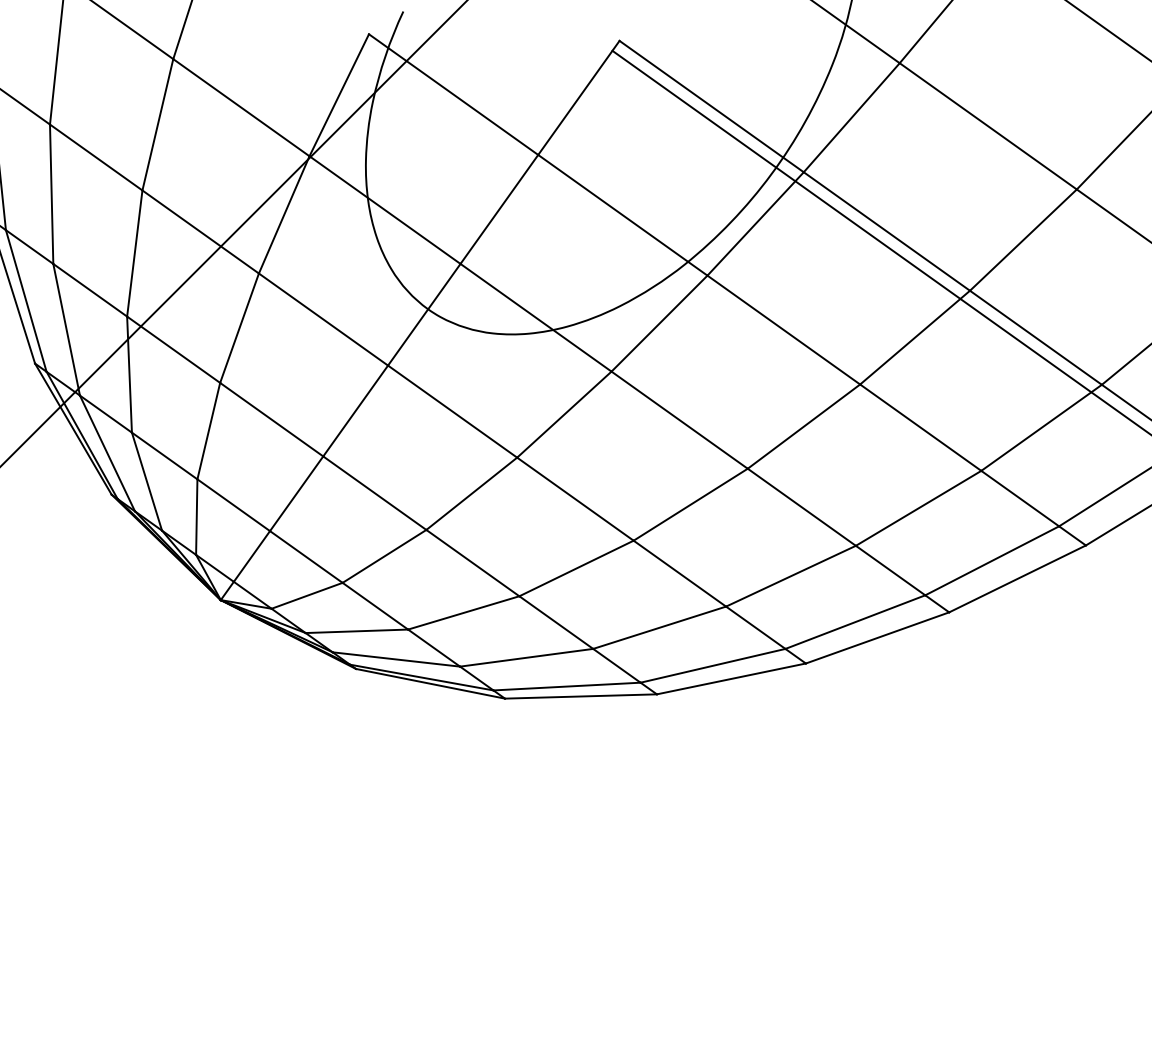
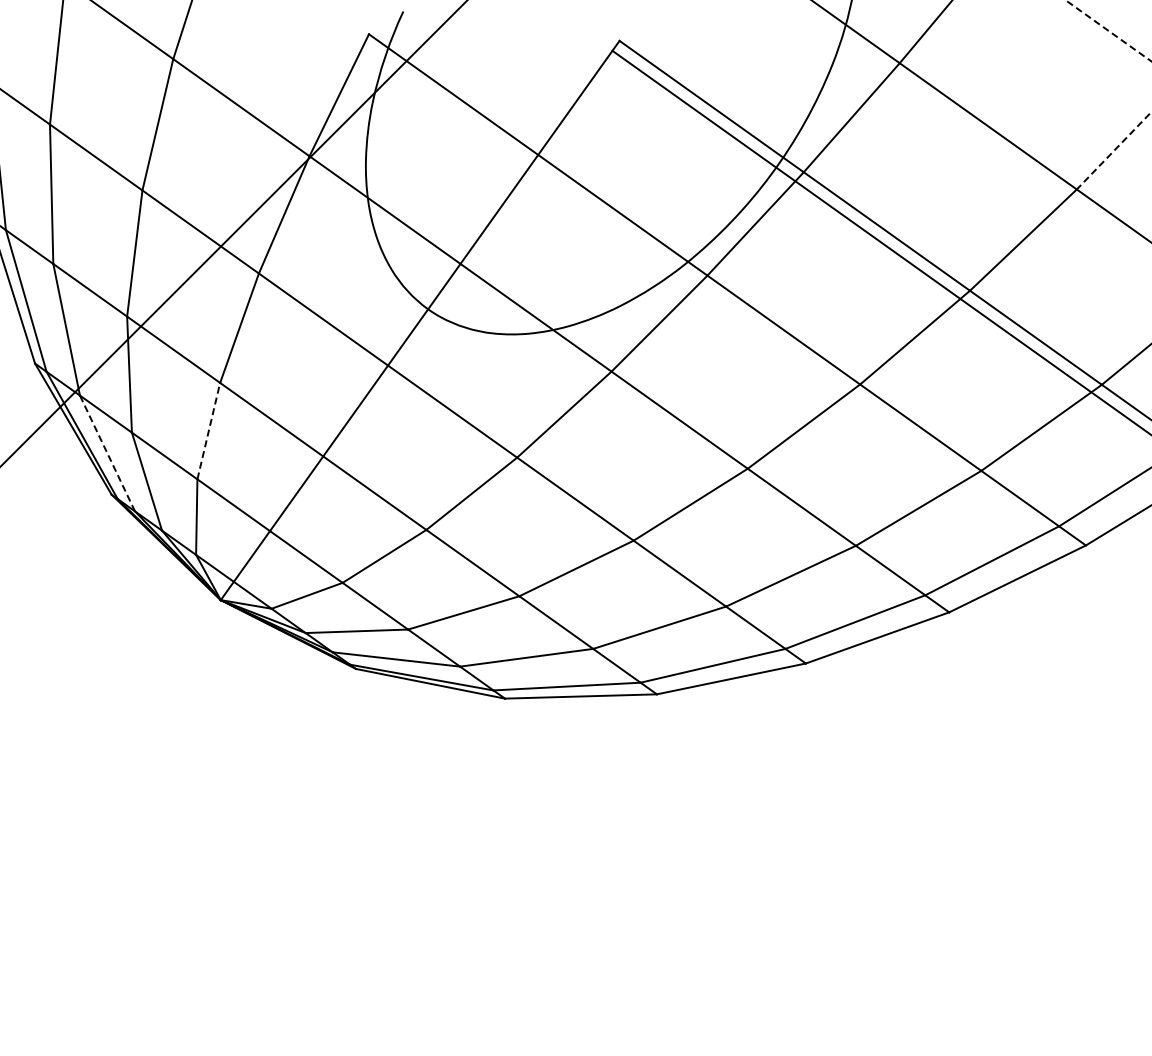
line: solid -> dashed (1108, 30)
line: solid -> dashed (1114, 150)
line: solid -> dashed (208, 431)
line: solid -> dashed (107, 453)
